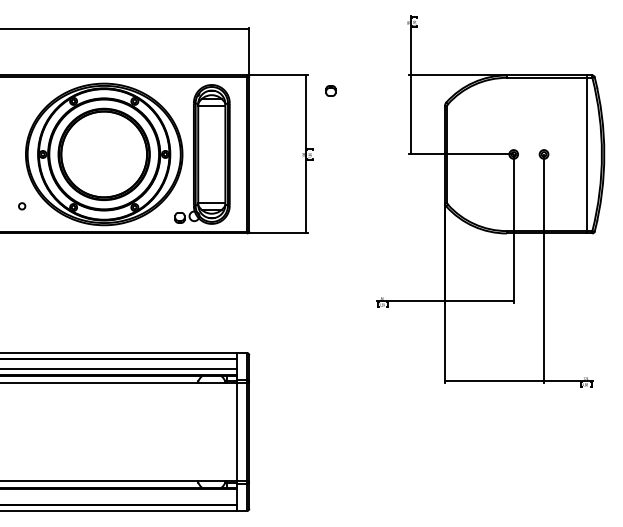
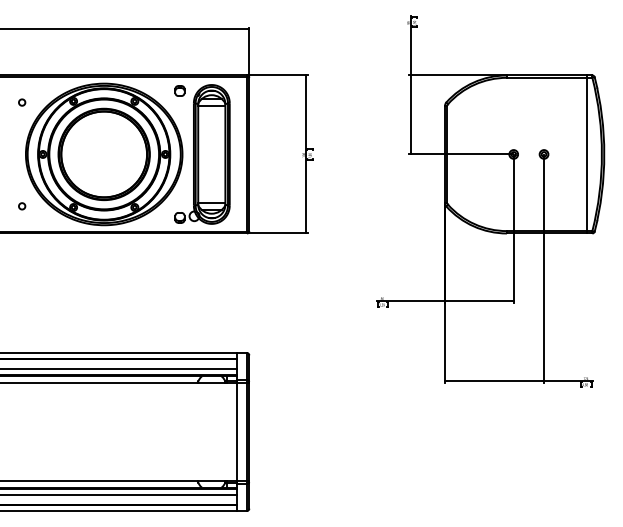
part position: (330, 90) -> (179, 90) (179, 90)
part: none -> present (22, 102)
line: none -> present (119, 495)
